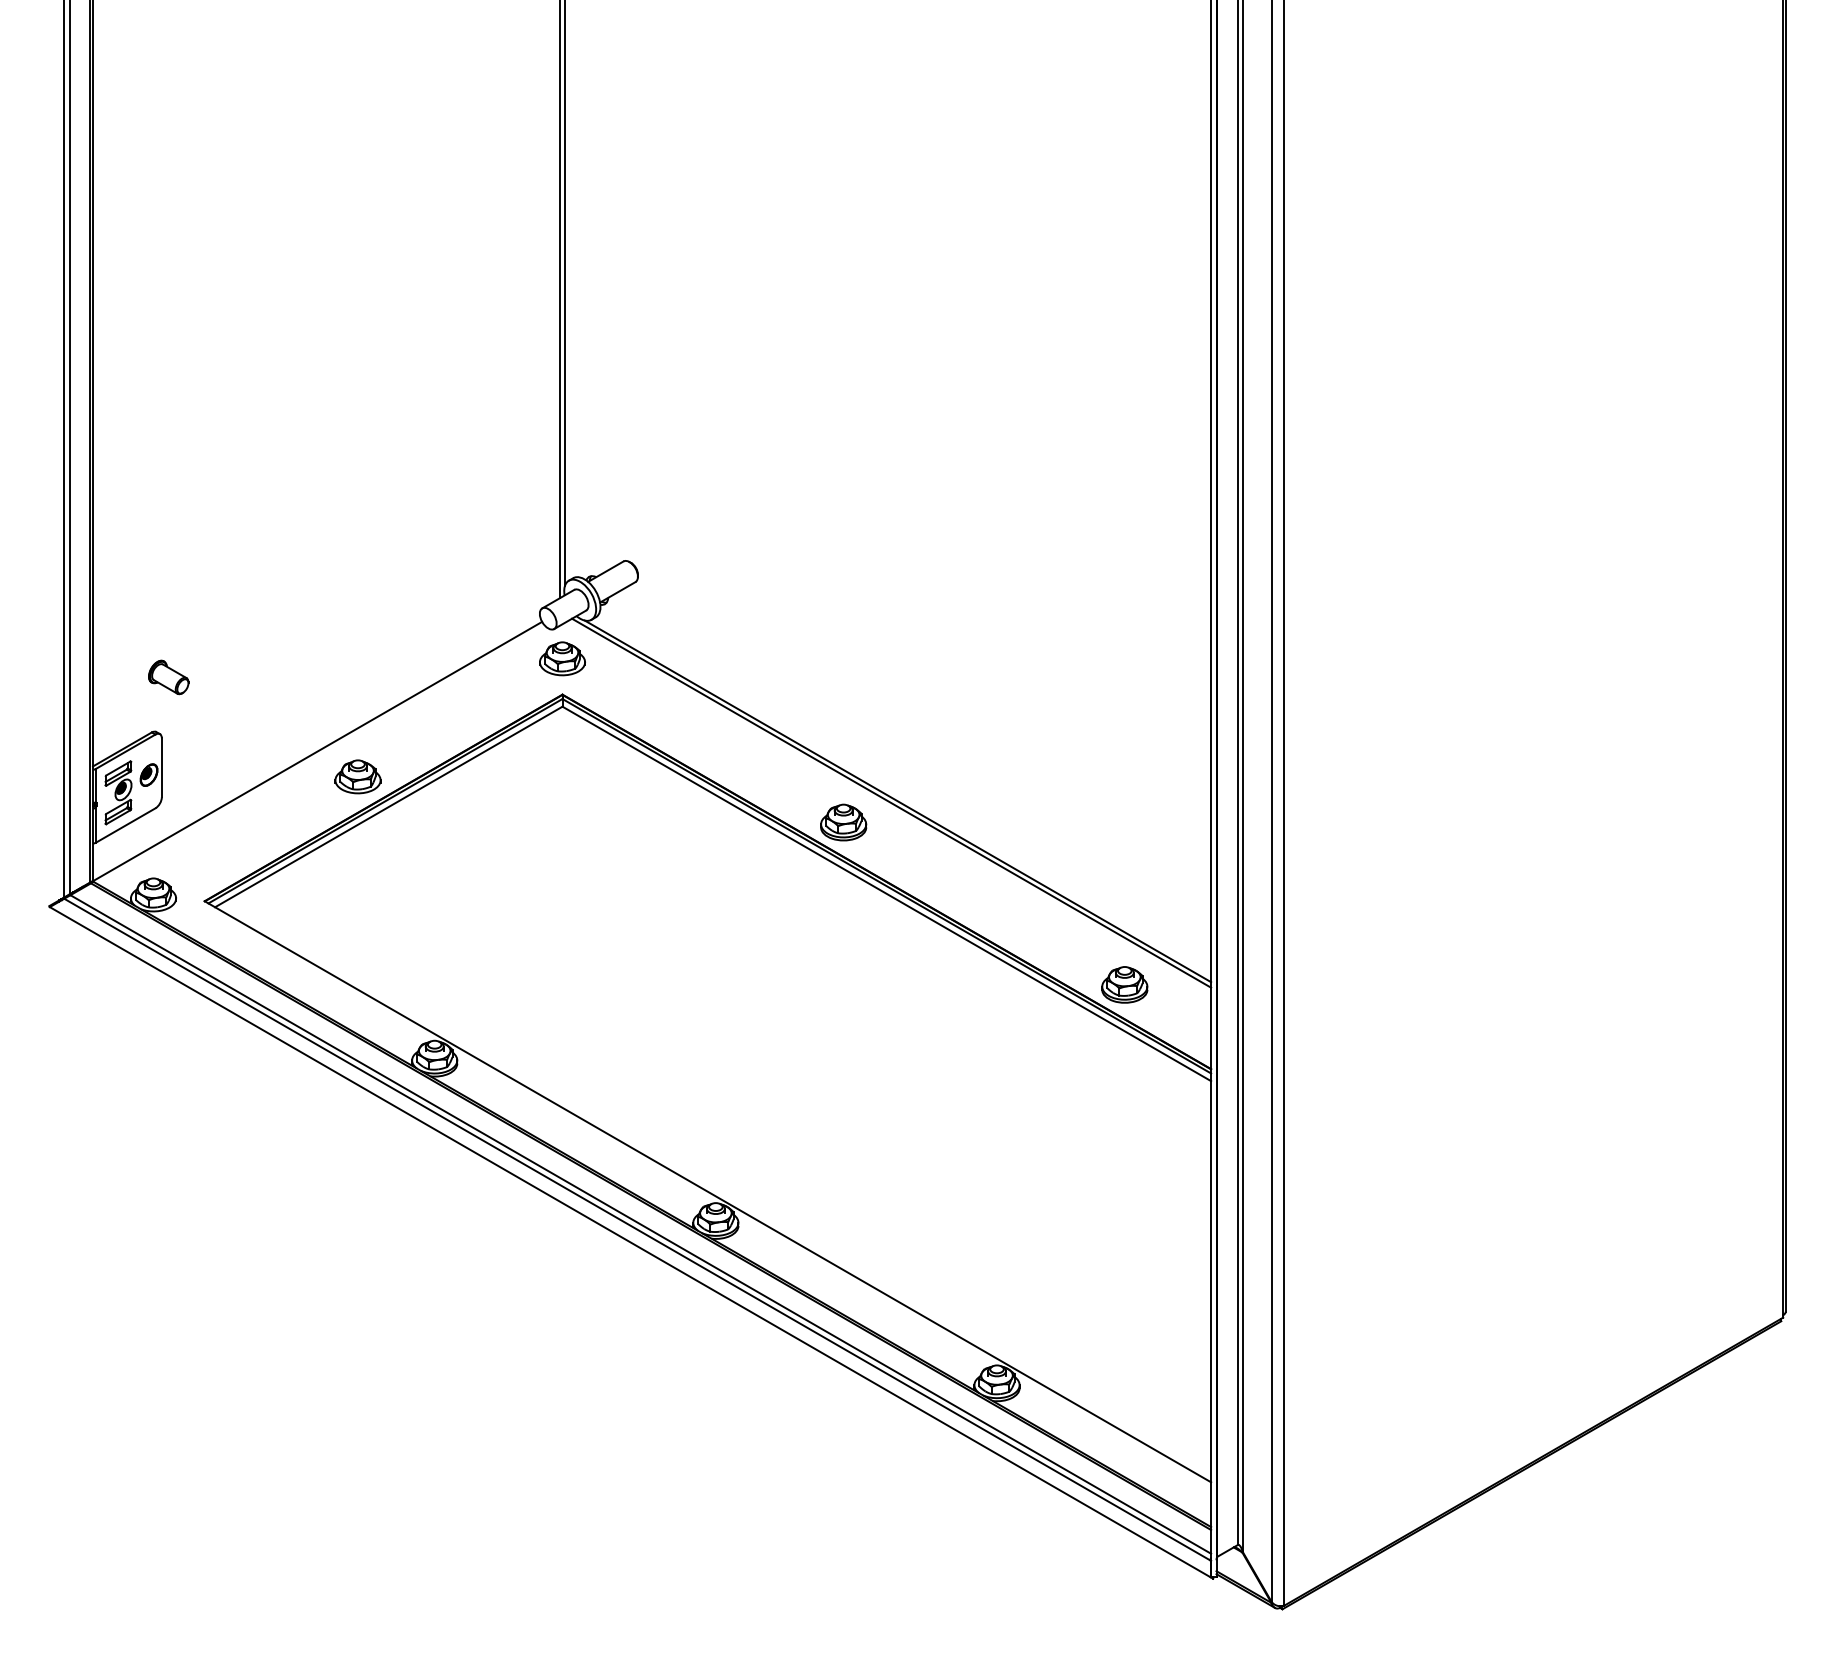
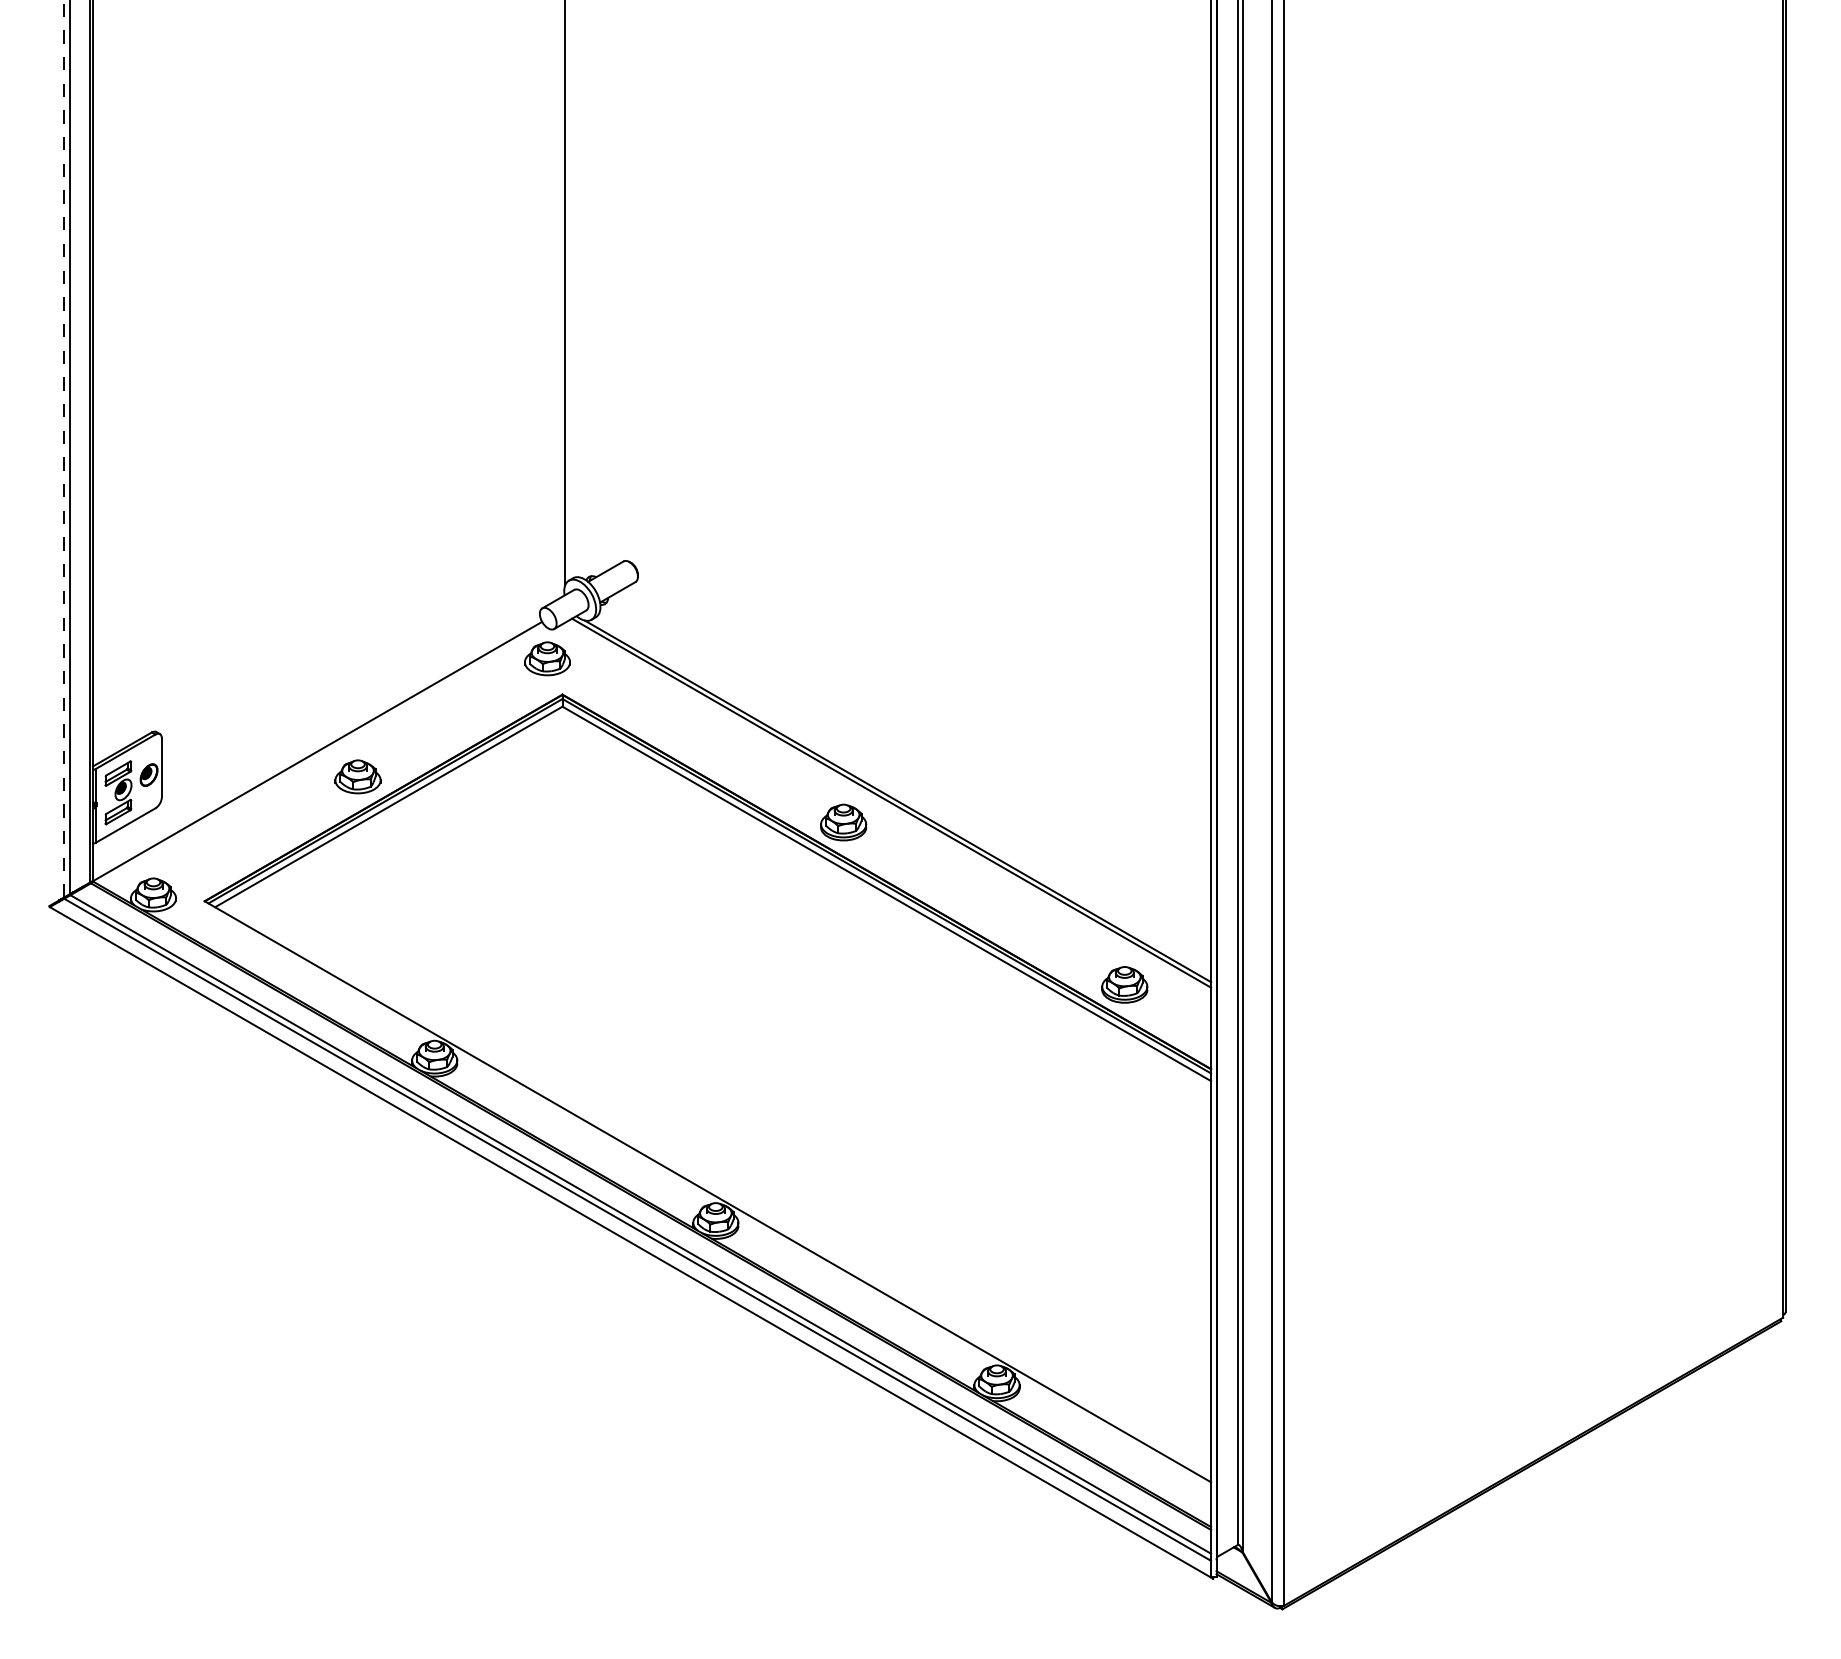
line: present -> none (560, 300)
line: solid -> dashed (63, 448)
part position: (562, 658) -> (547, 658) (547, 658)
part: present -> none (168, 677)
